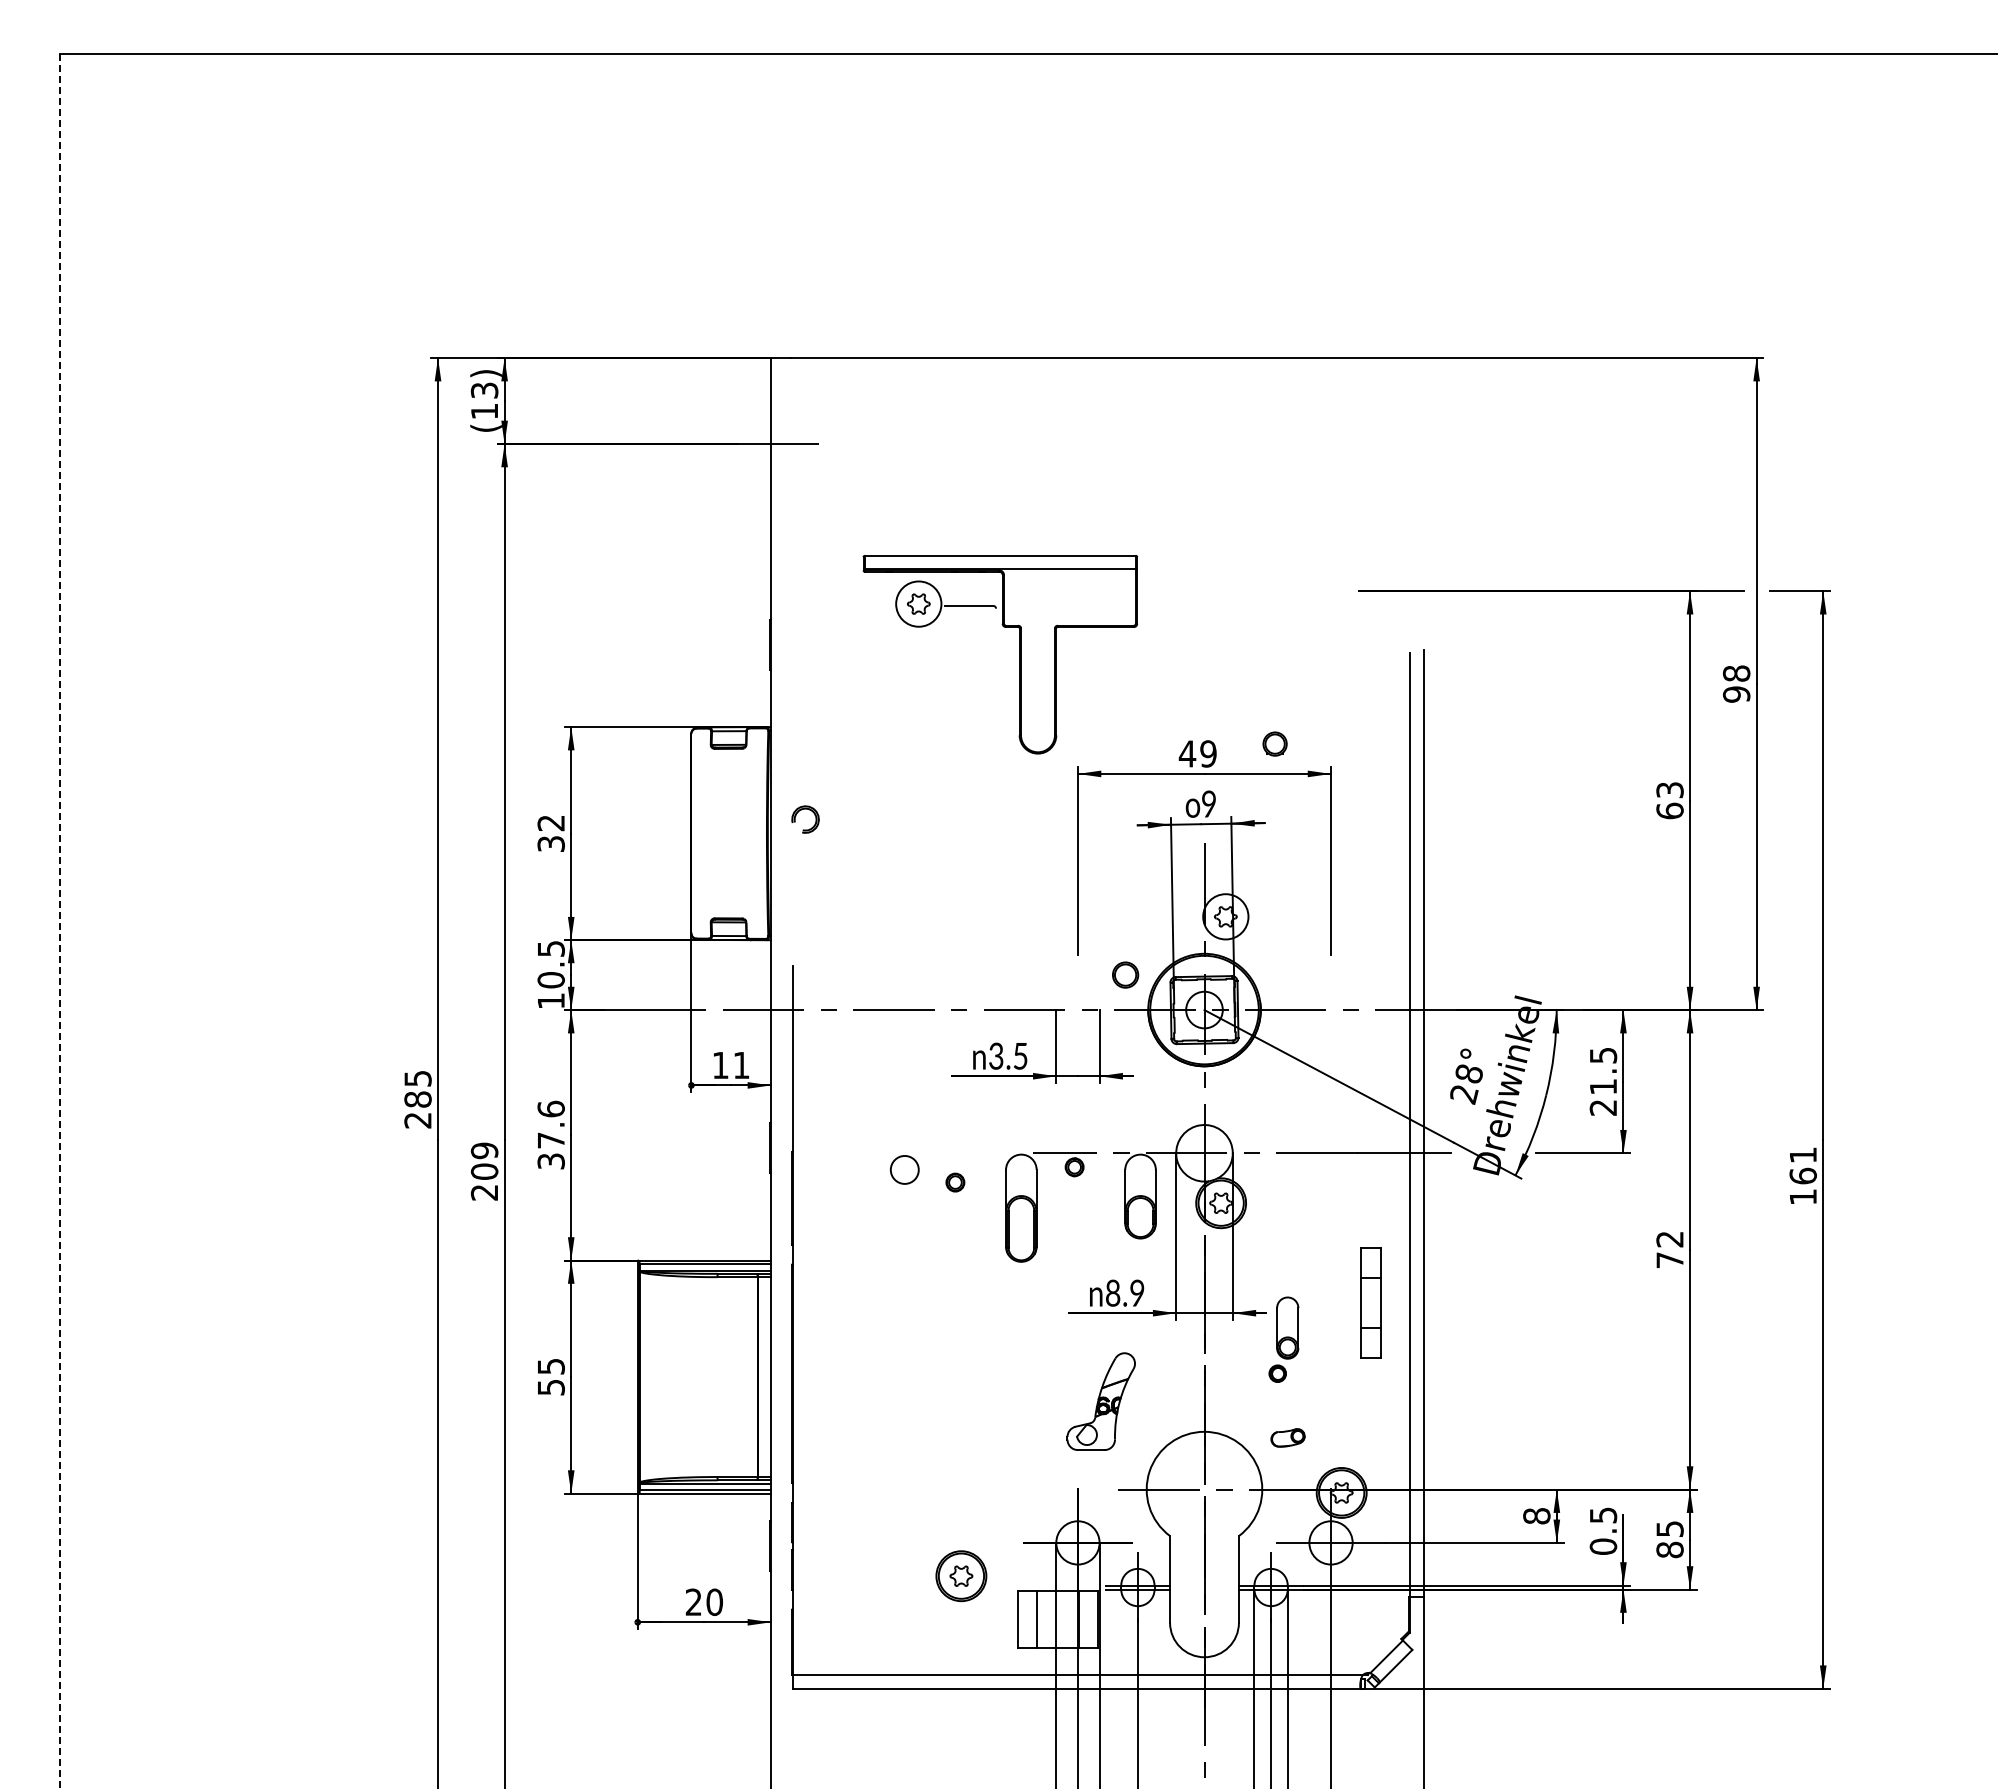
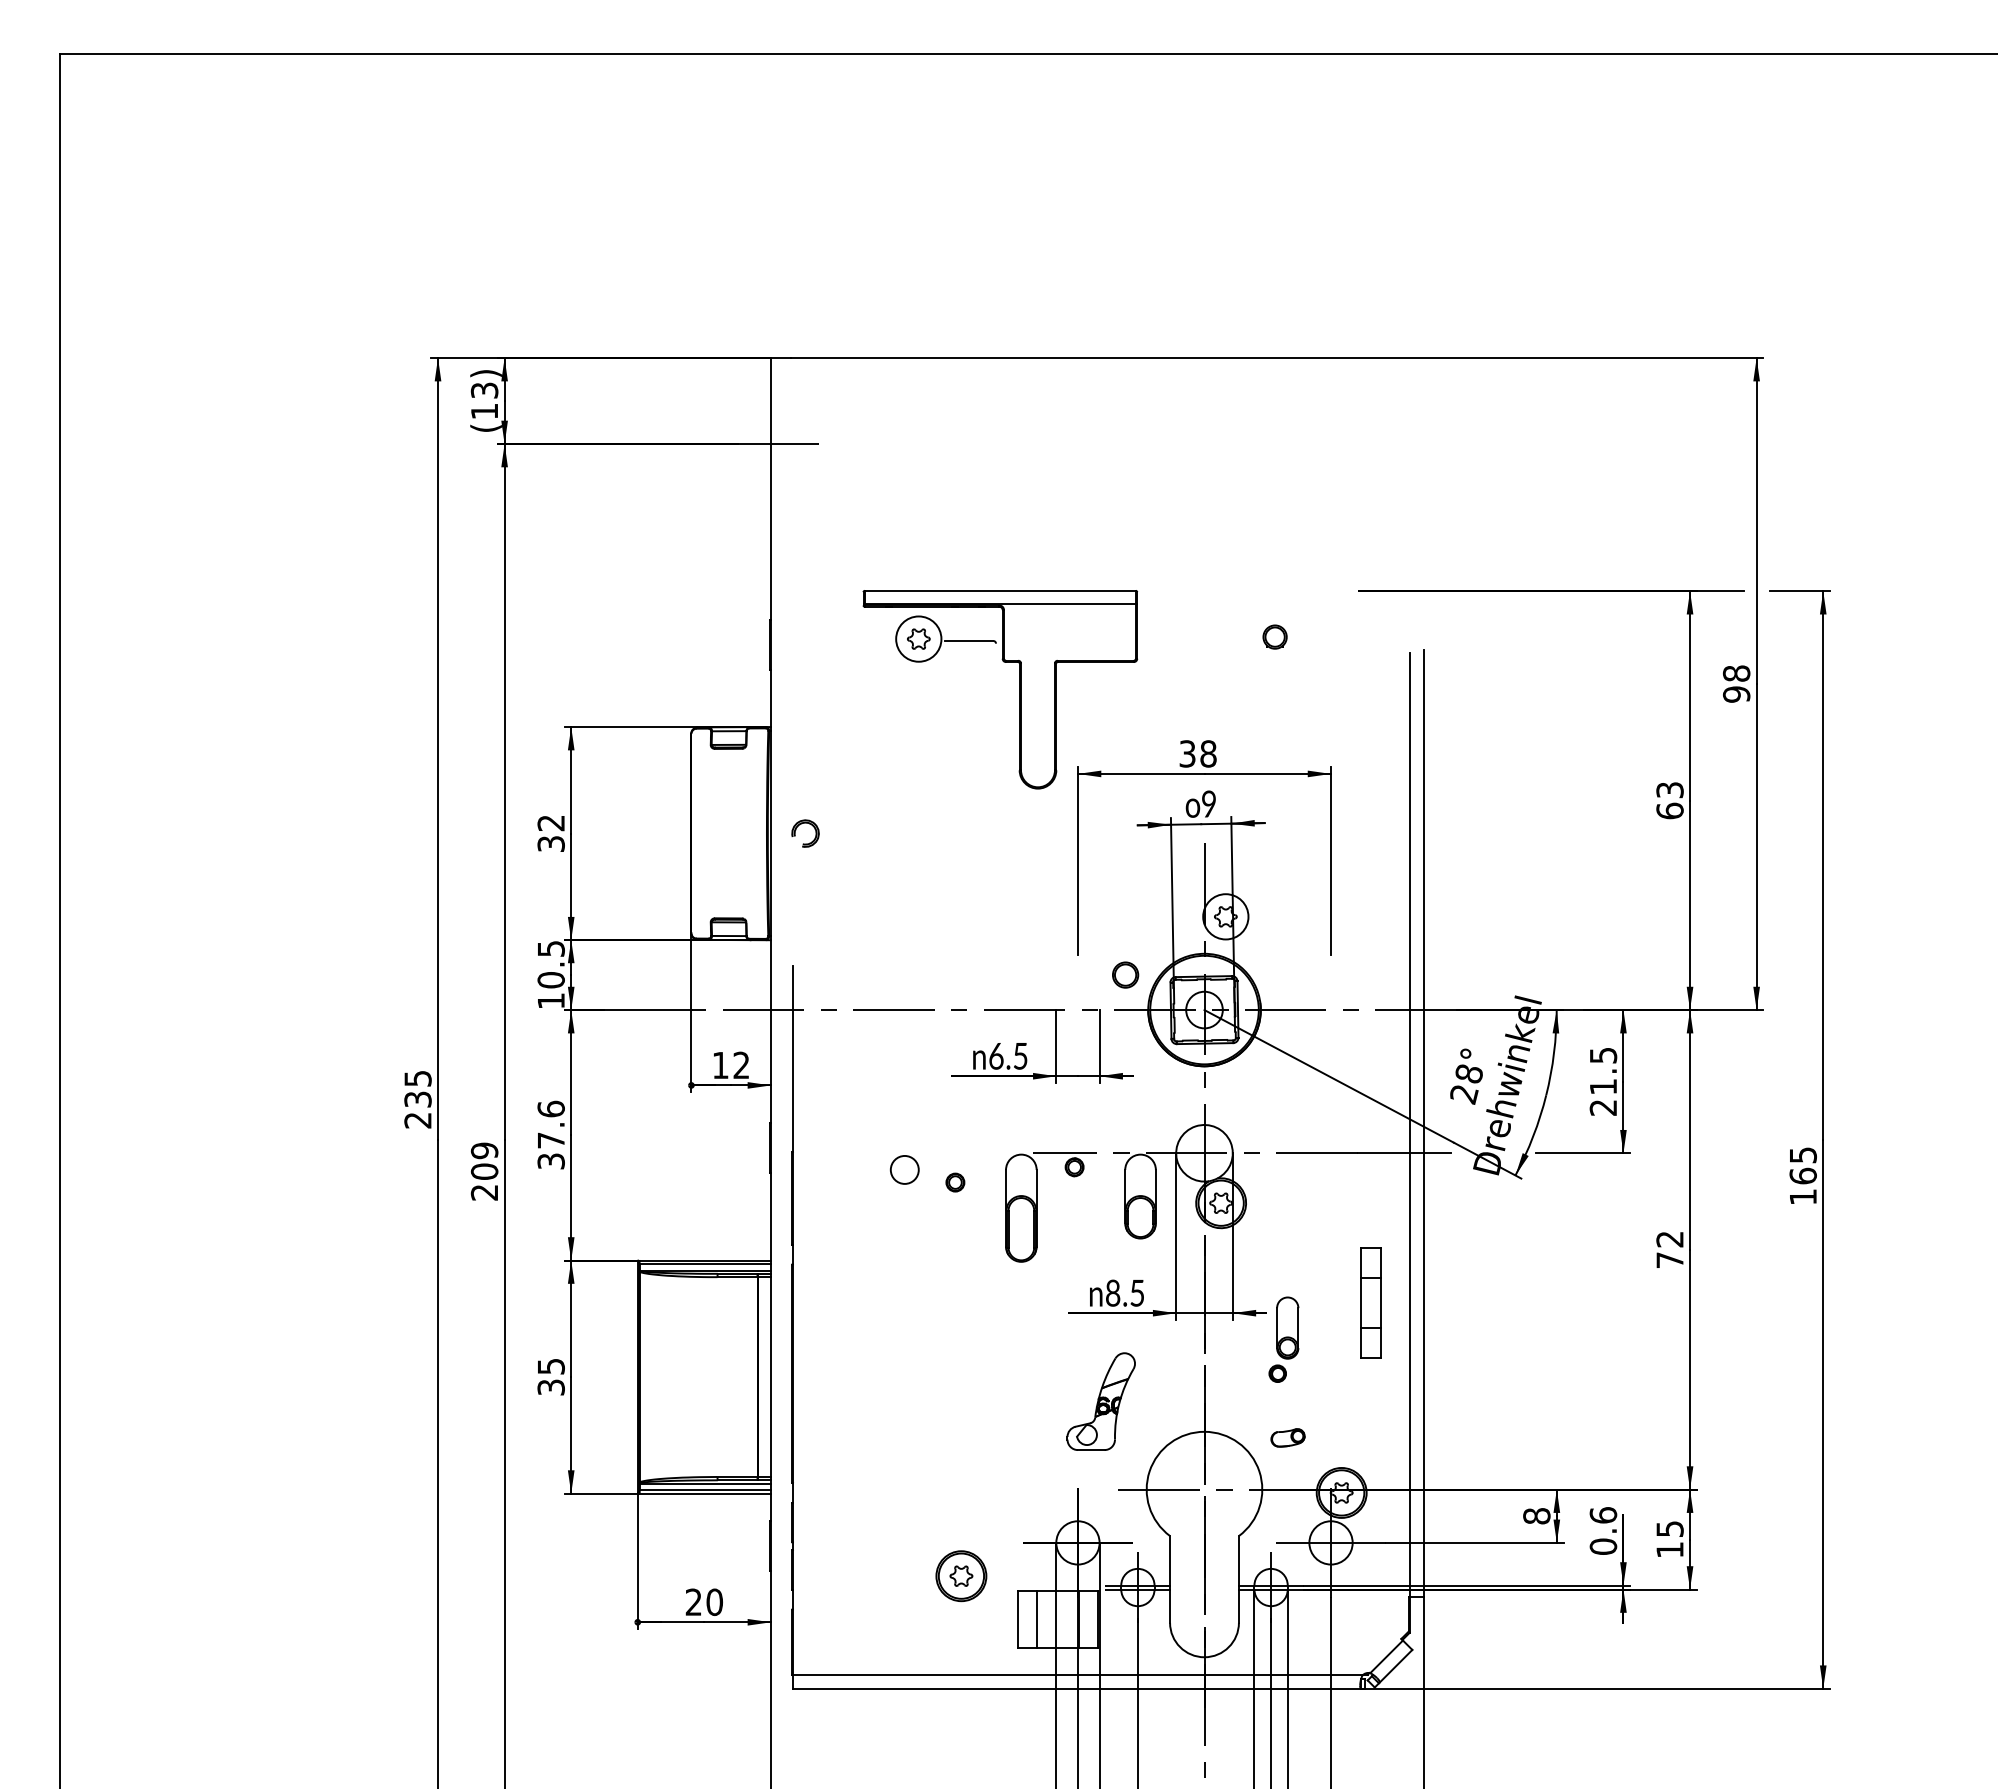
part position: (1019, 654) -> (1019, 689) (1019, 689)
part position: (1274, 743) -> (1274, 636) (1274, 636)
text: 49 -> 38 (1197, 753)
part position: (796, 816) -> (796, 830) (796, 830)
line: dashed -> solid (59, 921)
text: 3.5 -> 6.5 (996, 1055)
text: 11 -> 12 (741, 1064)
text: 285 -> 235 (417, 1099)
text: 161 -> 165 (1803, 1155)
text: 8.9 -> 8.5 (1137, 1292)
text: 55 -> 35 (550, 1386)
text: 0.5 -> 0.6 (1603, 1515)
text: 85 -> 15 (1669, 1549)
